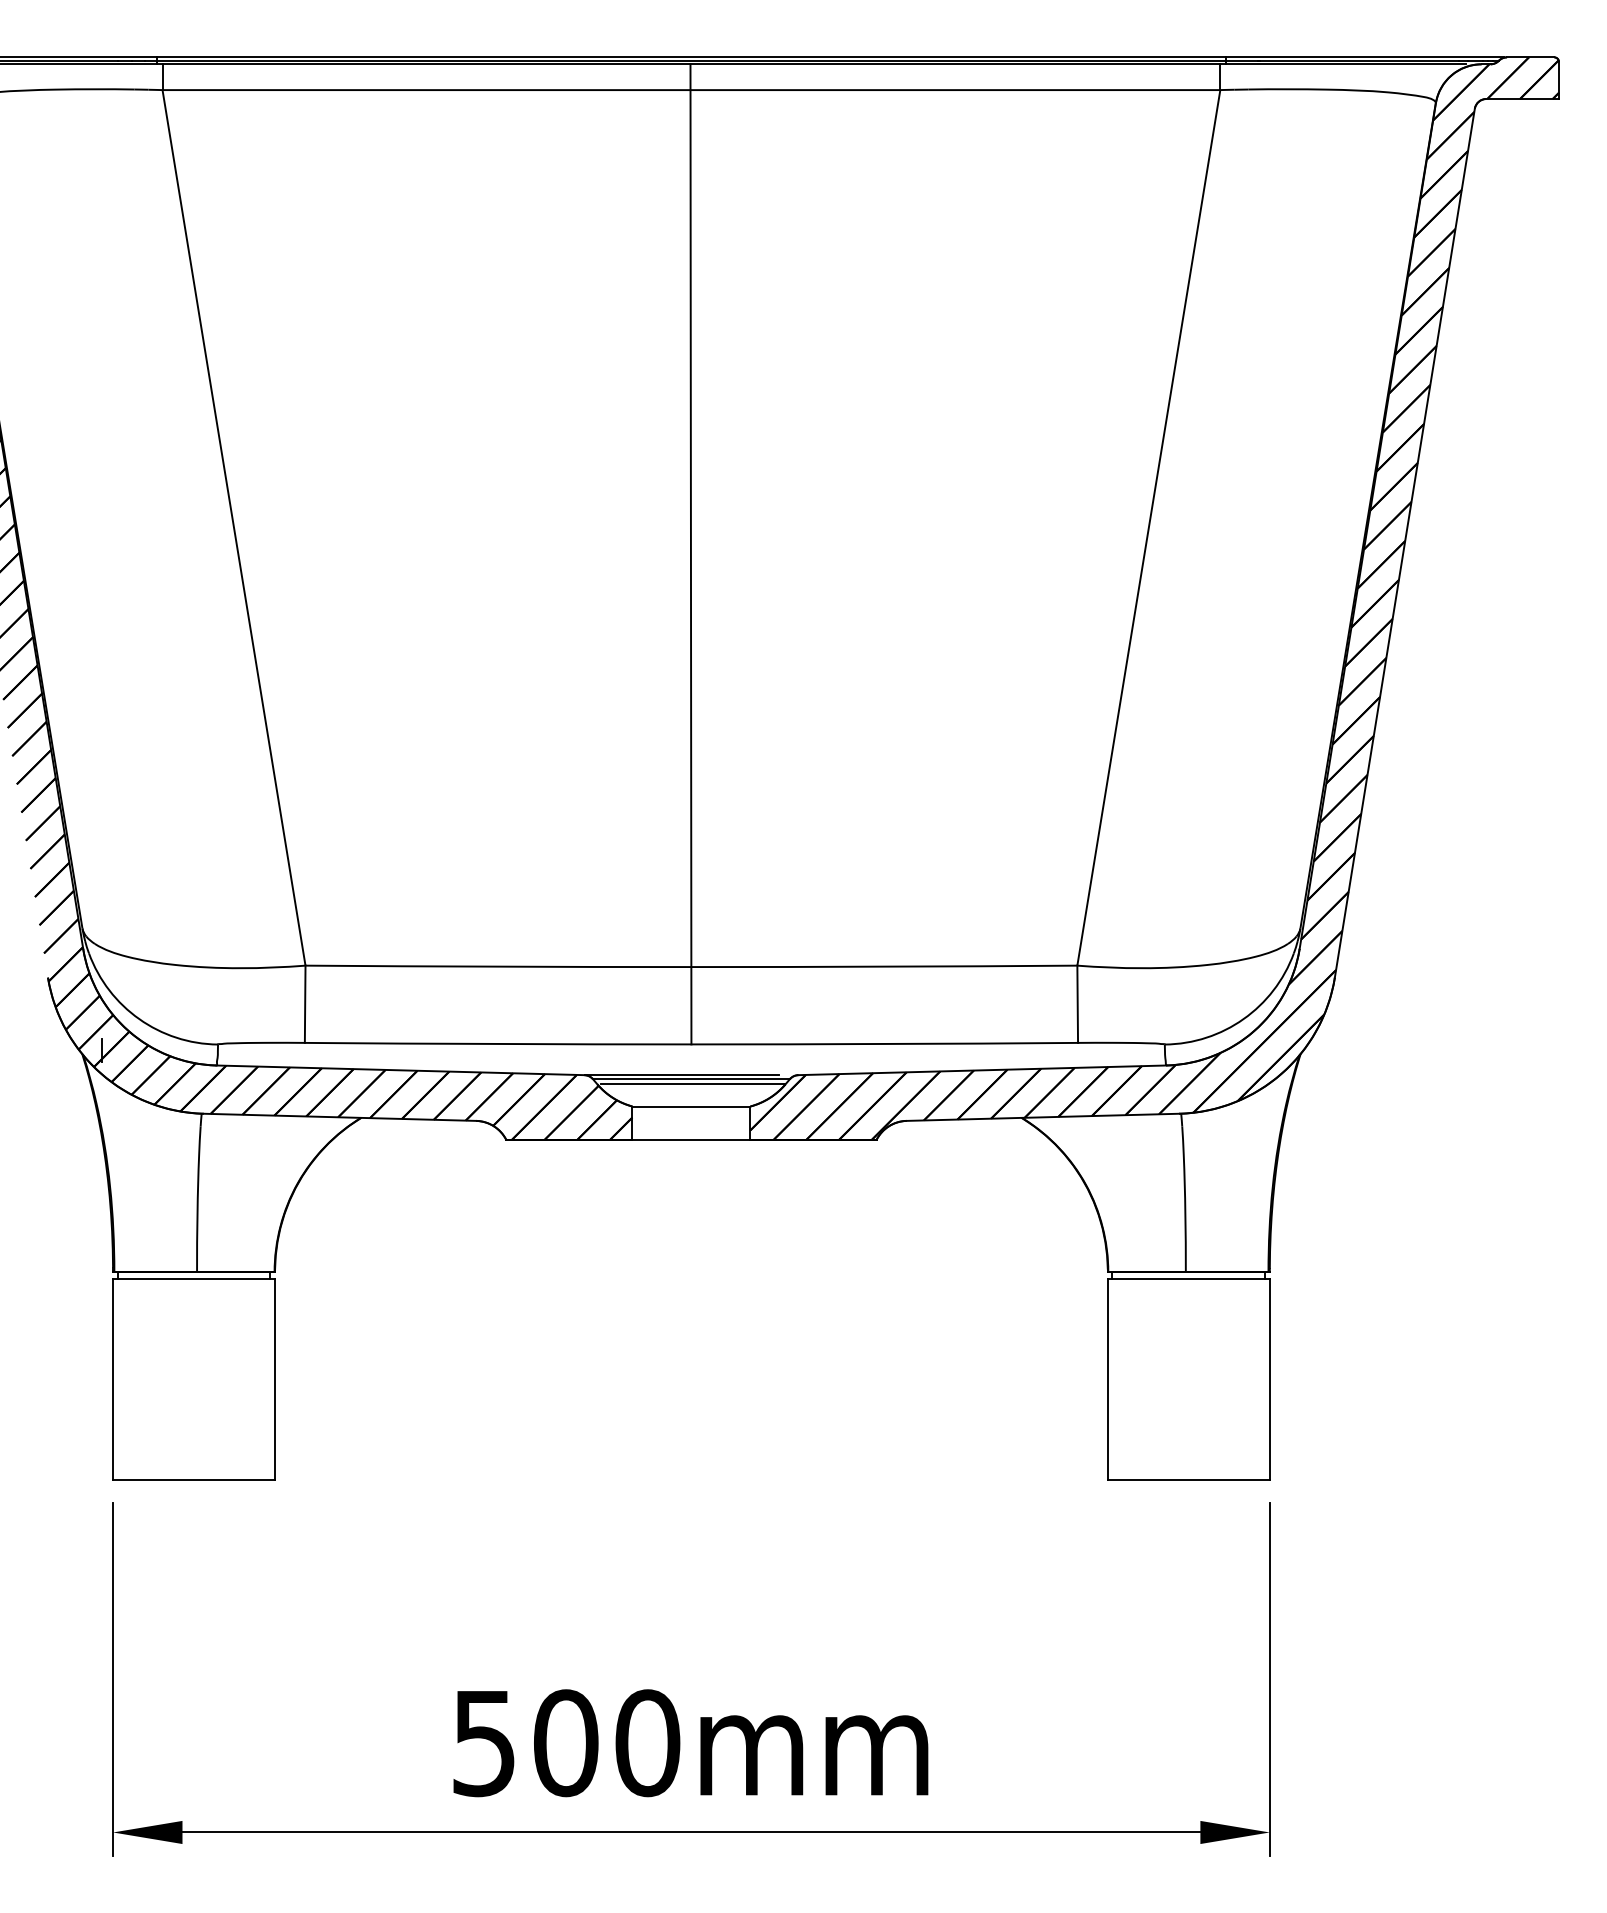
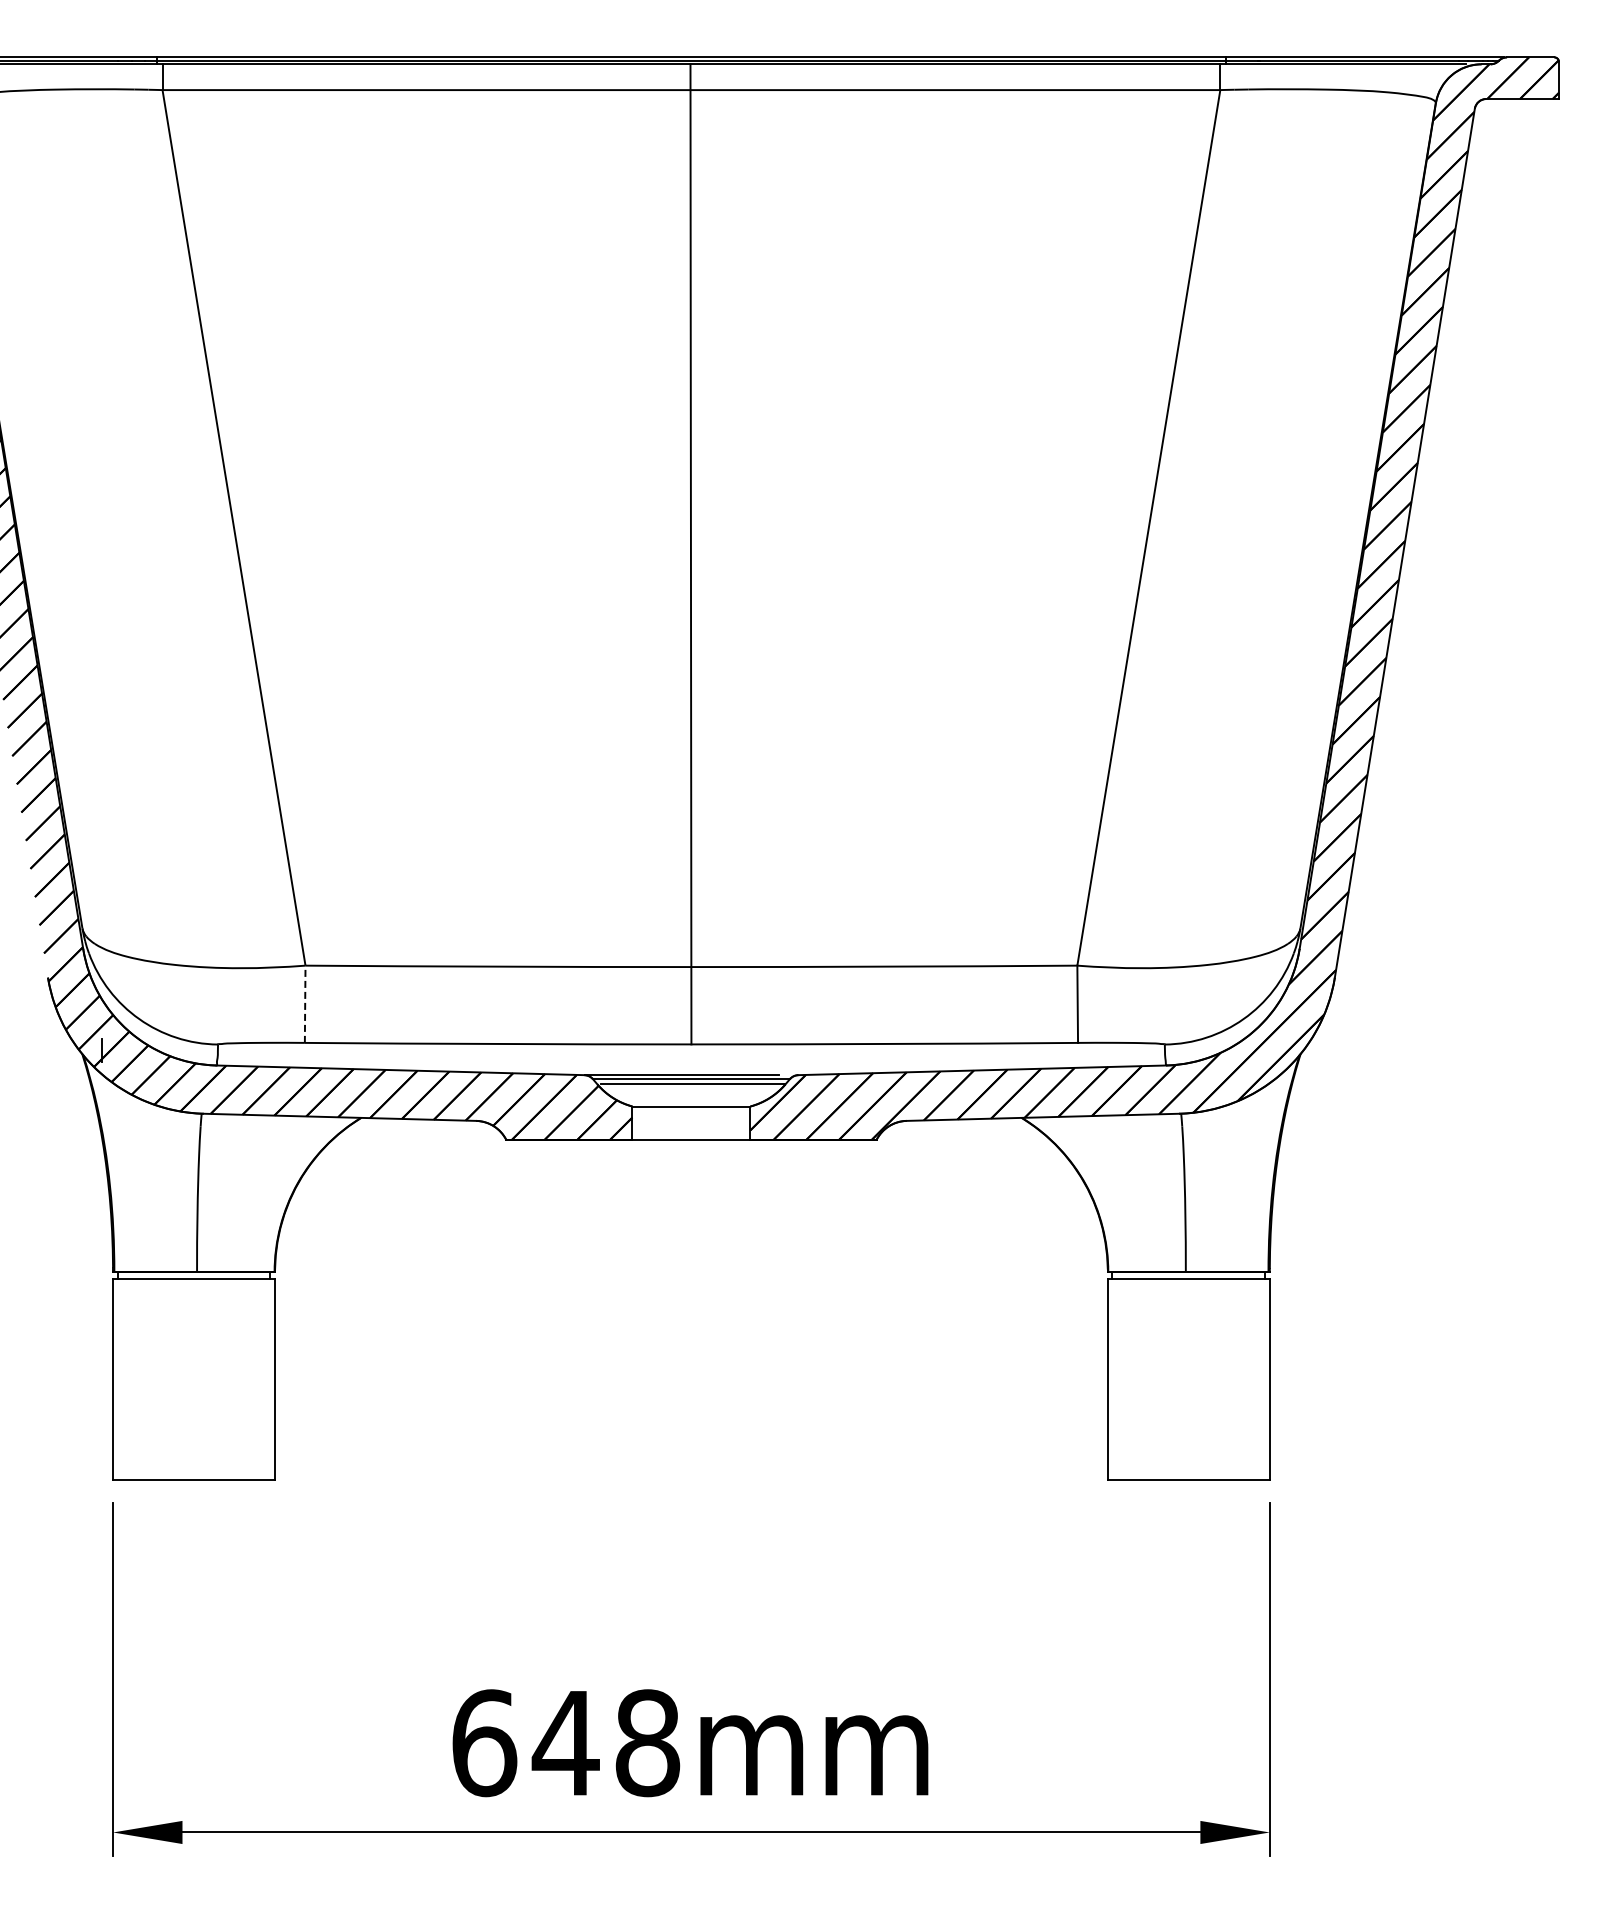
line: solid -> dashed (305, 1004)
text: 500mm -> 648mm (566, 1743)
